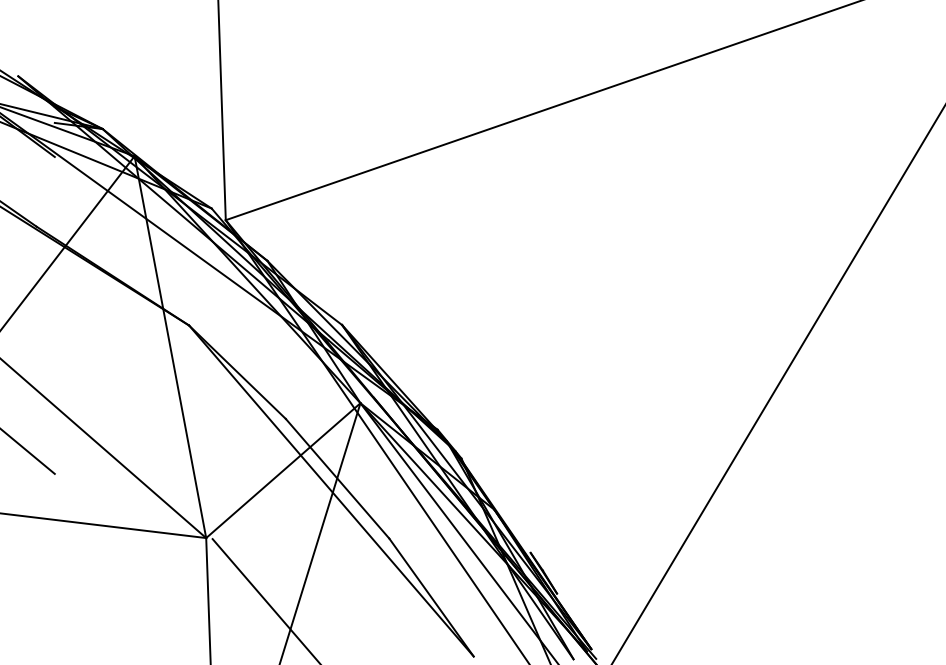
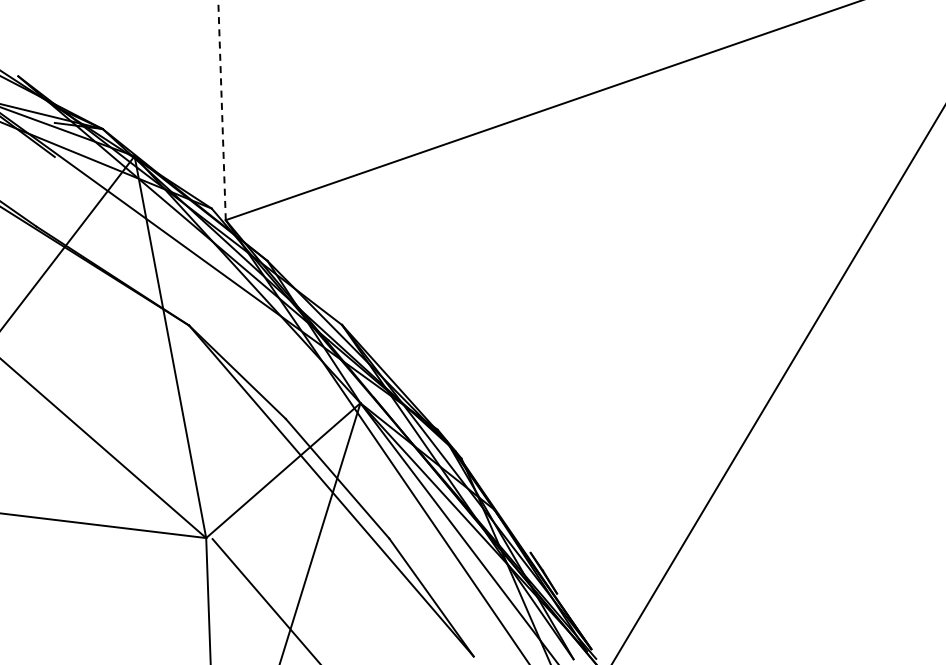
line: solid -> dashed (222, 110)
line: present -> none (28, 451)
